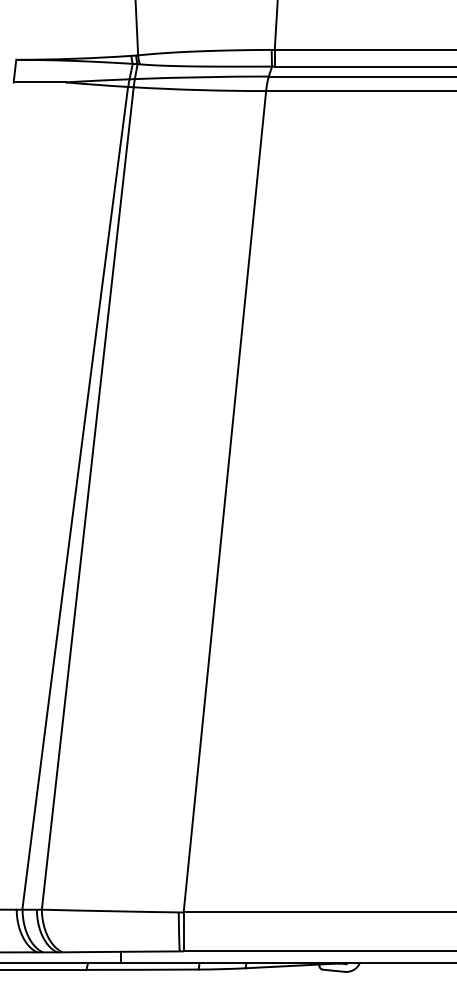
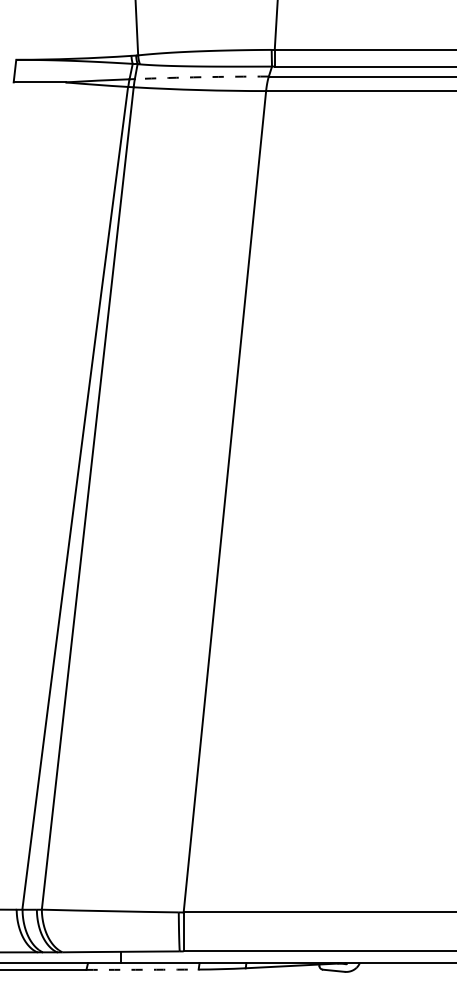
arc: solid -> dashed (201, 77)
arc: solid -> dashed (142, 969)
